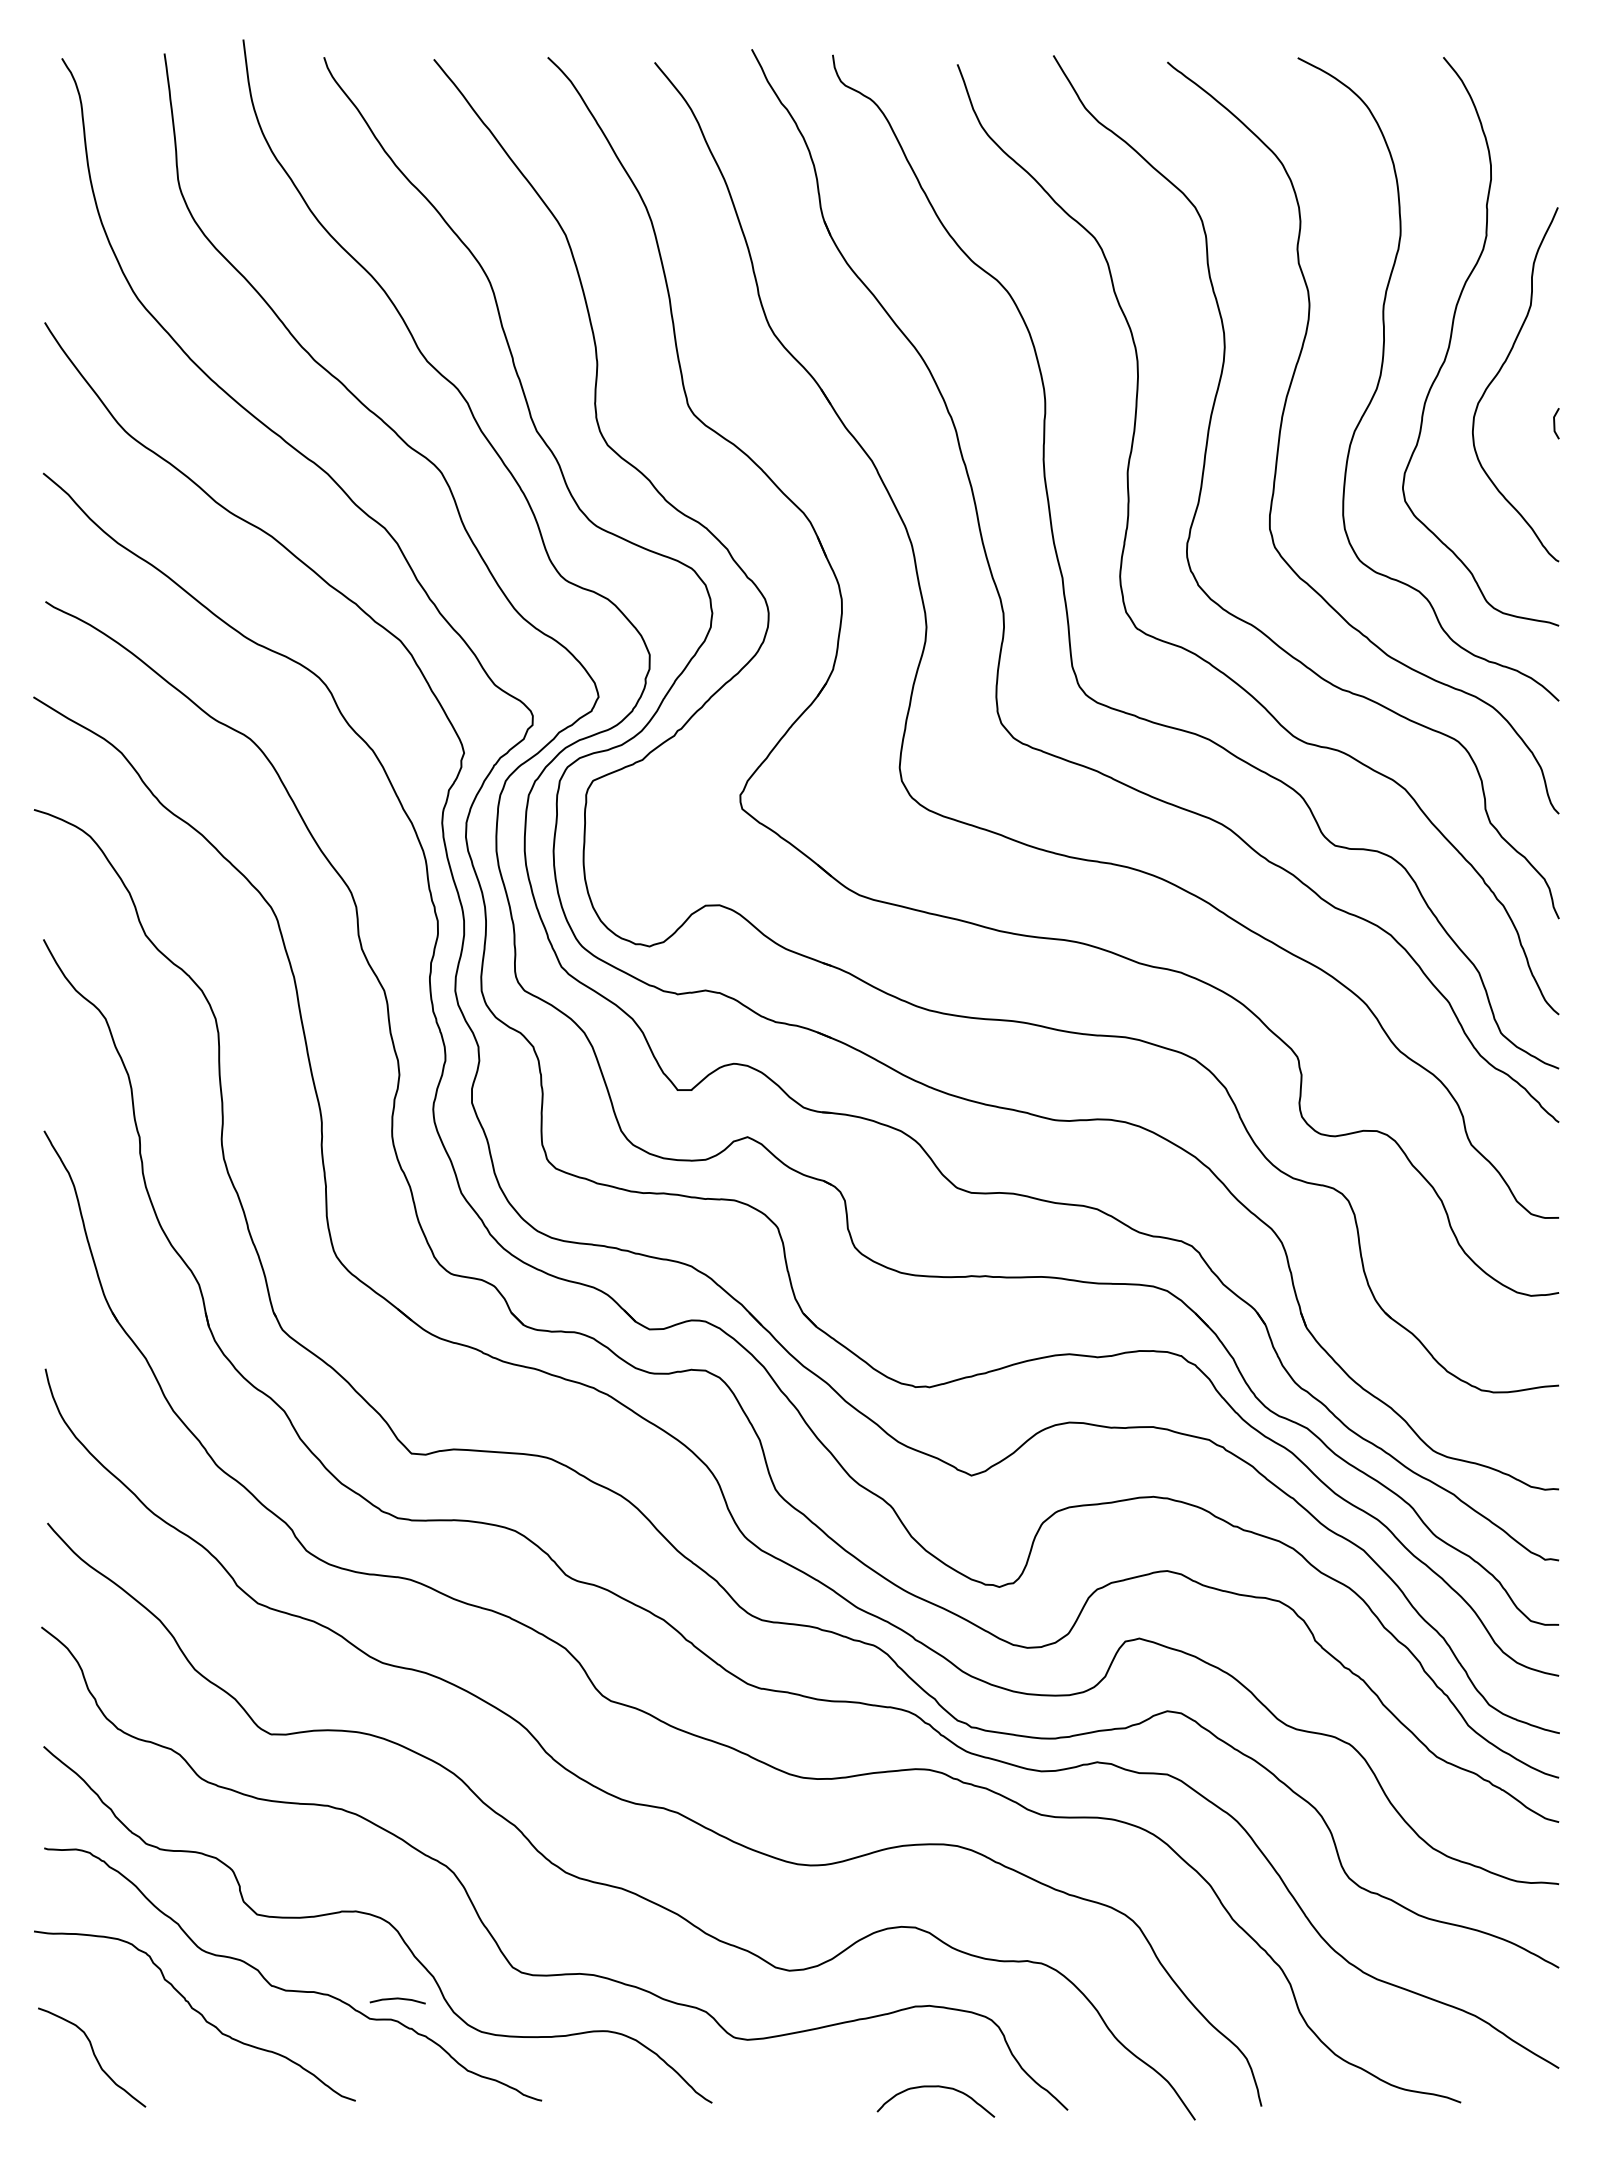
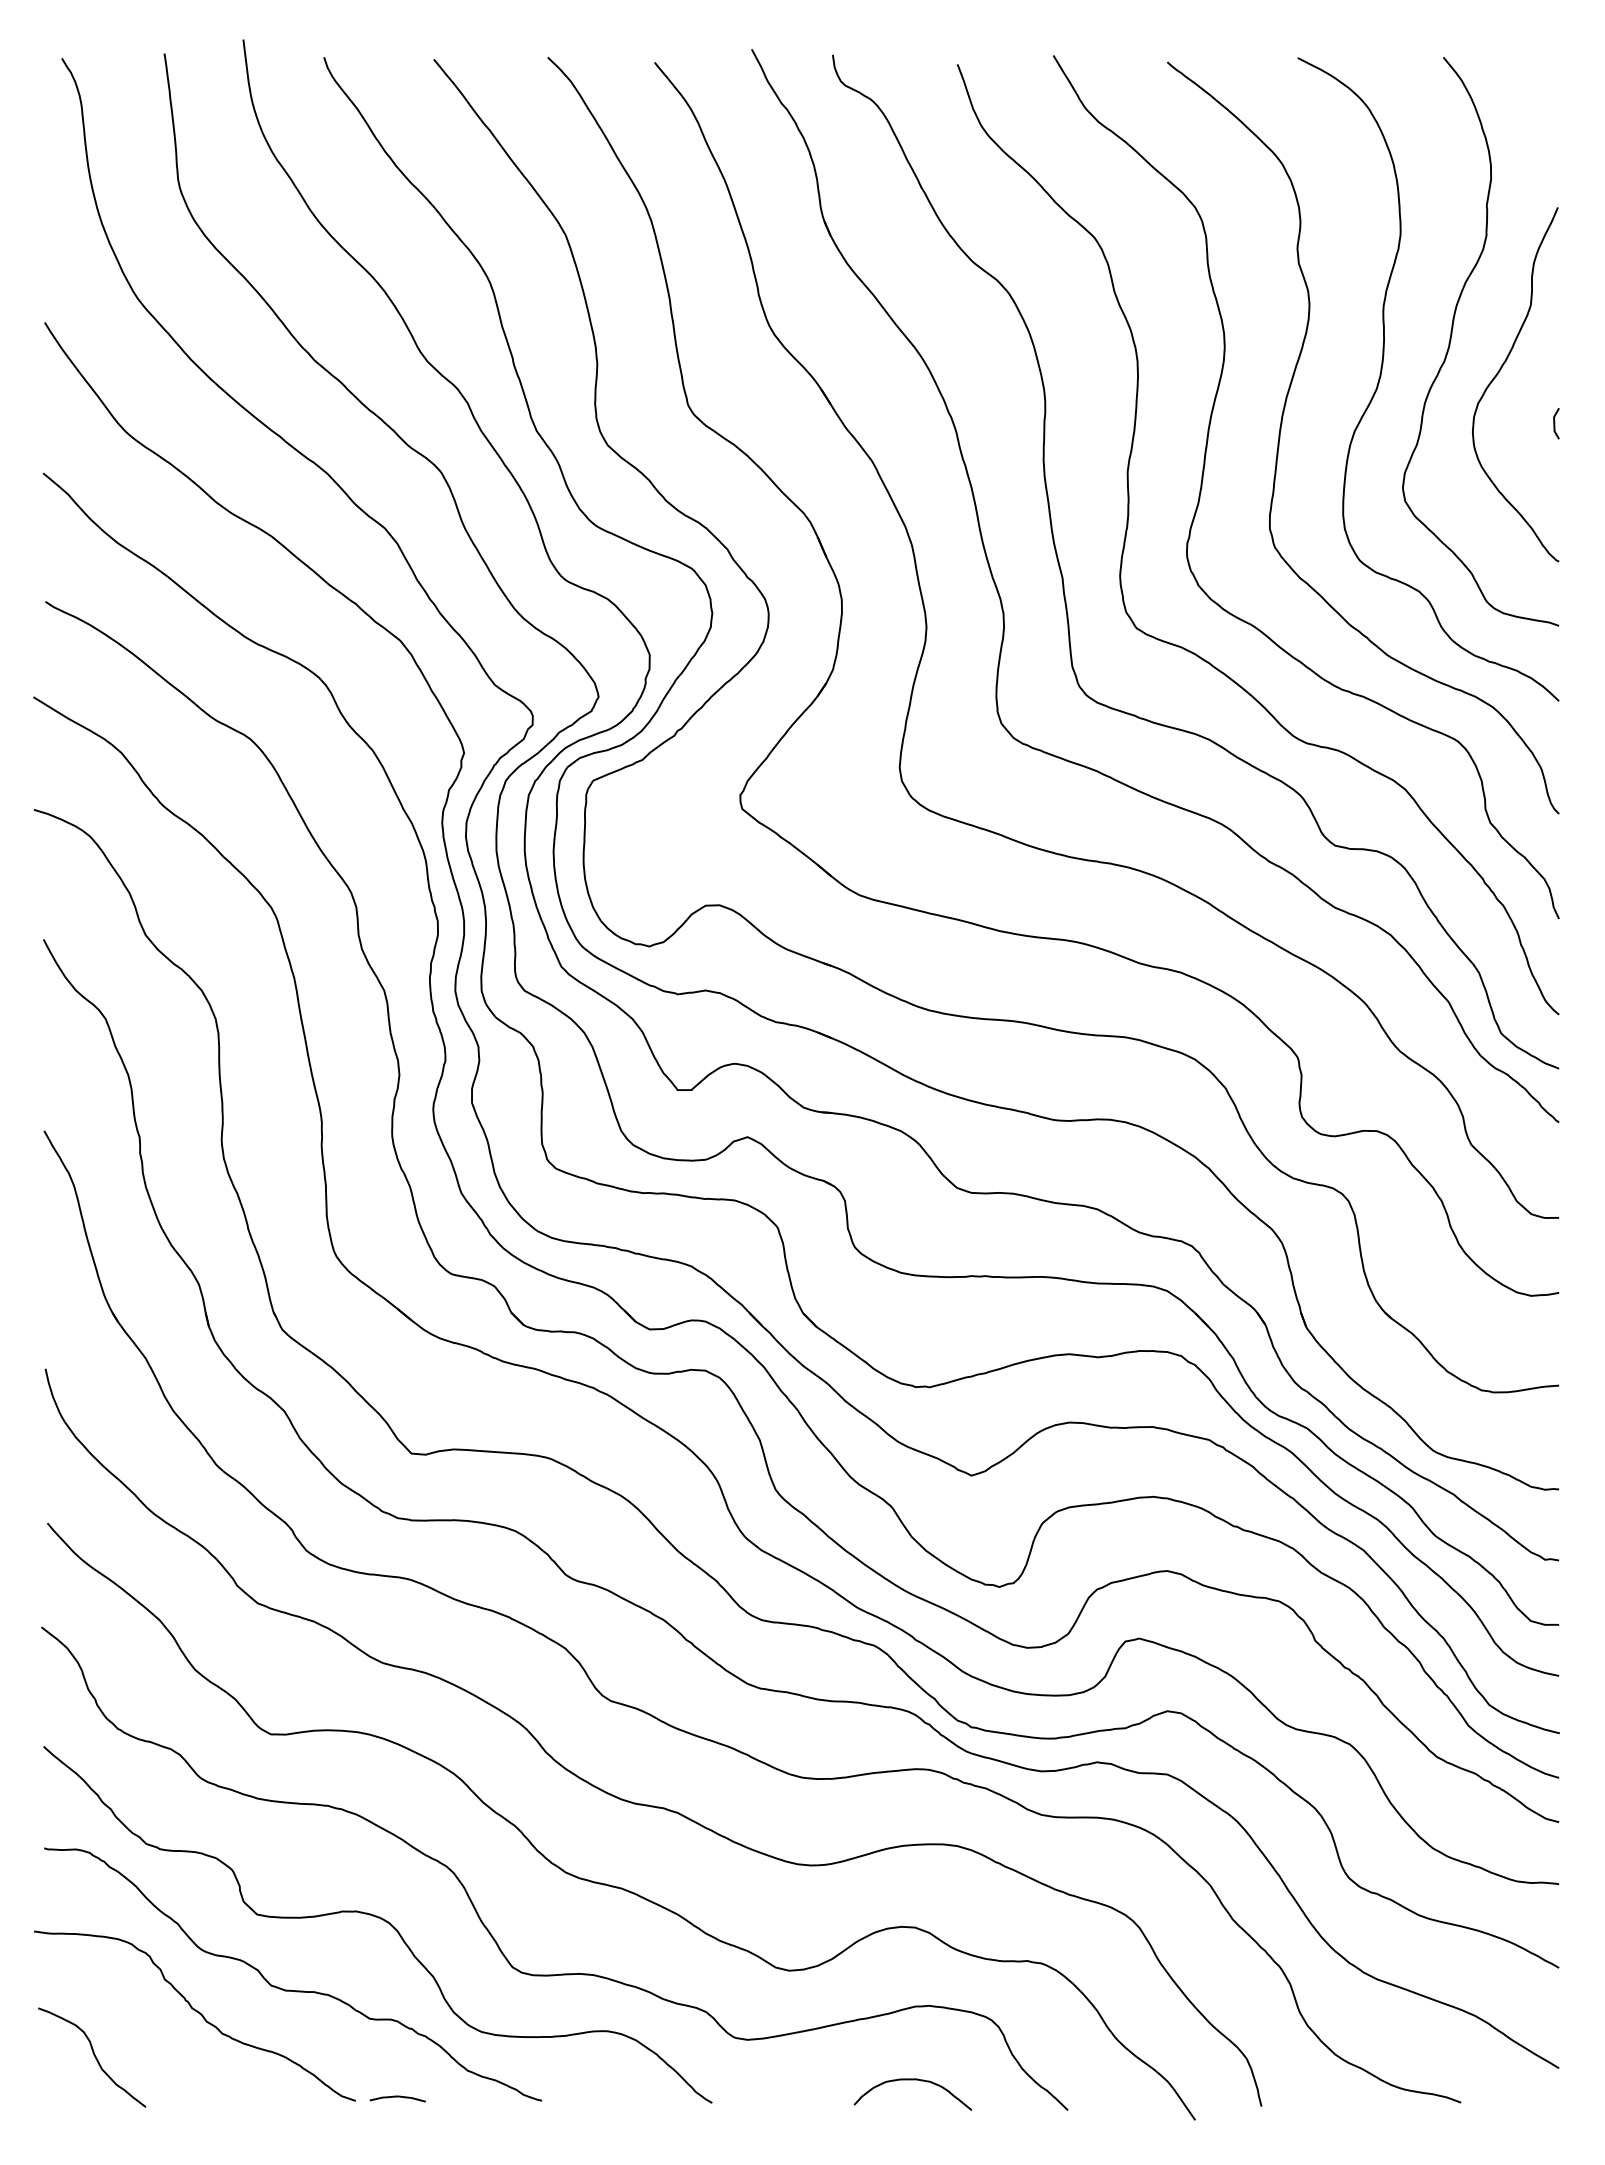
curve position: (397, 1999) -> (397, 2097) (397, 2097)
curve position: (935, 2087) -> (912, 2080) (912, 2080)
